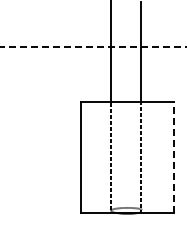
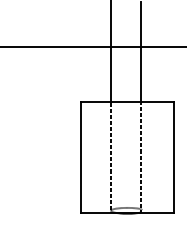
line: dashed -> solid (93, 46)
line: dashed -> solid (173, 157)
